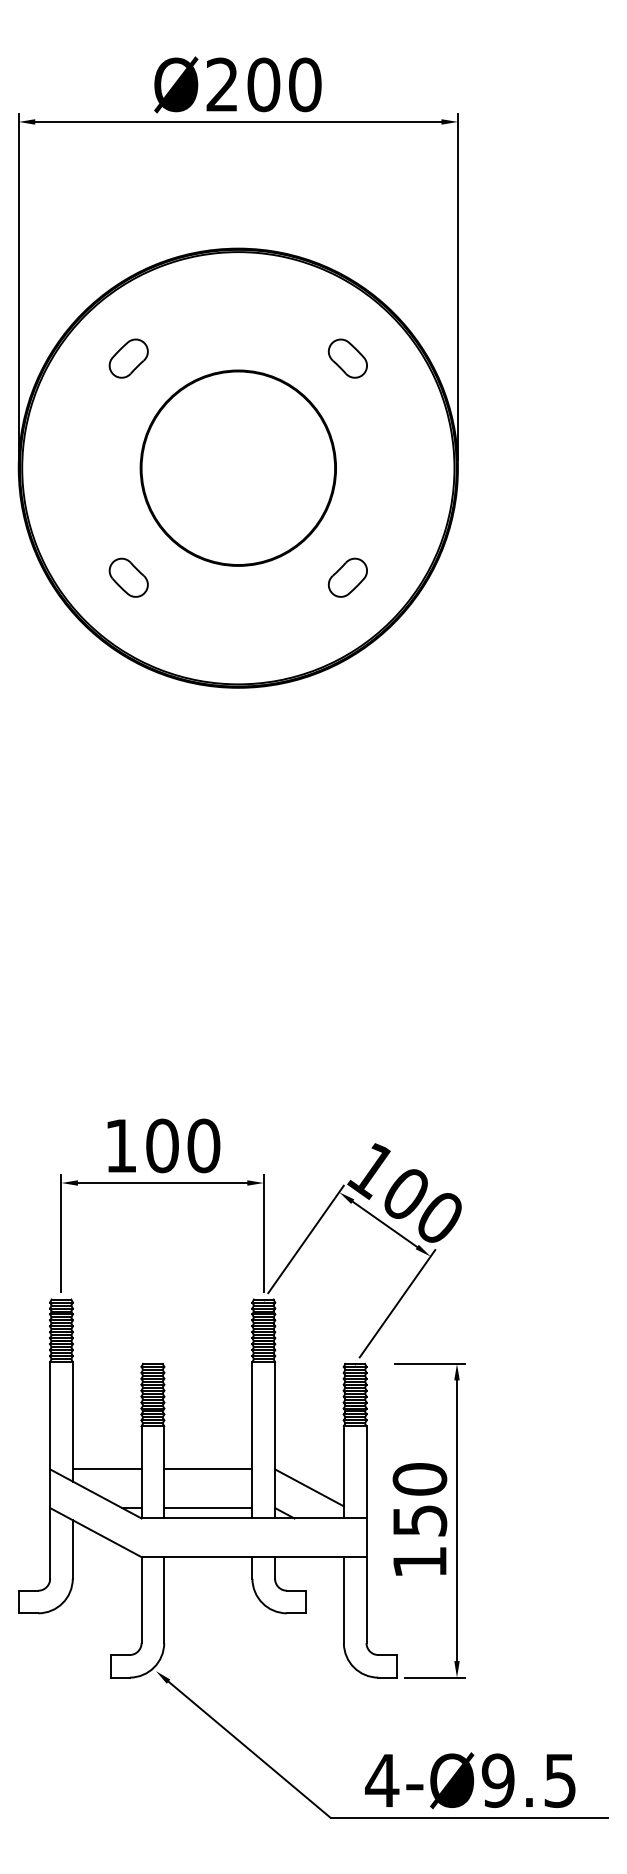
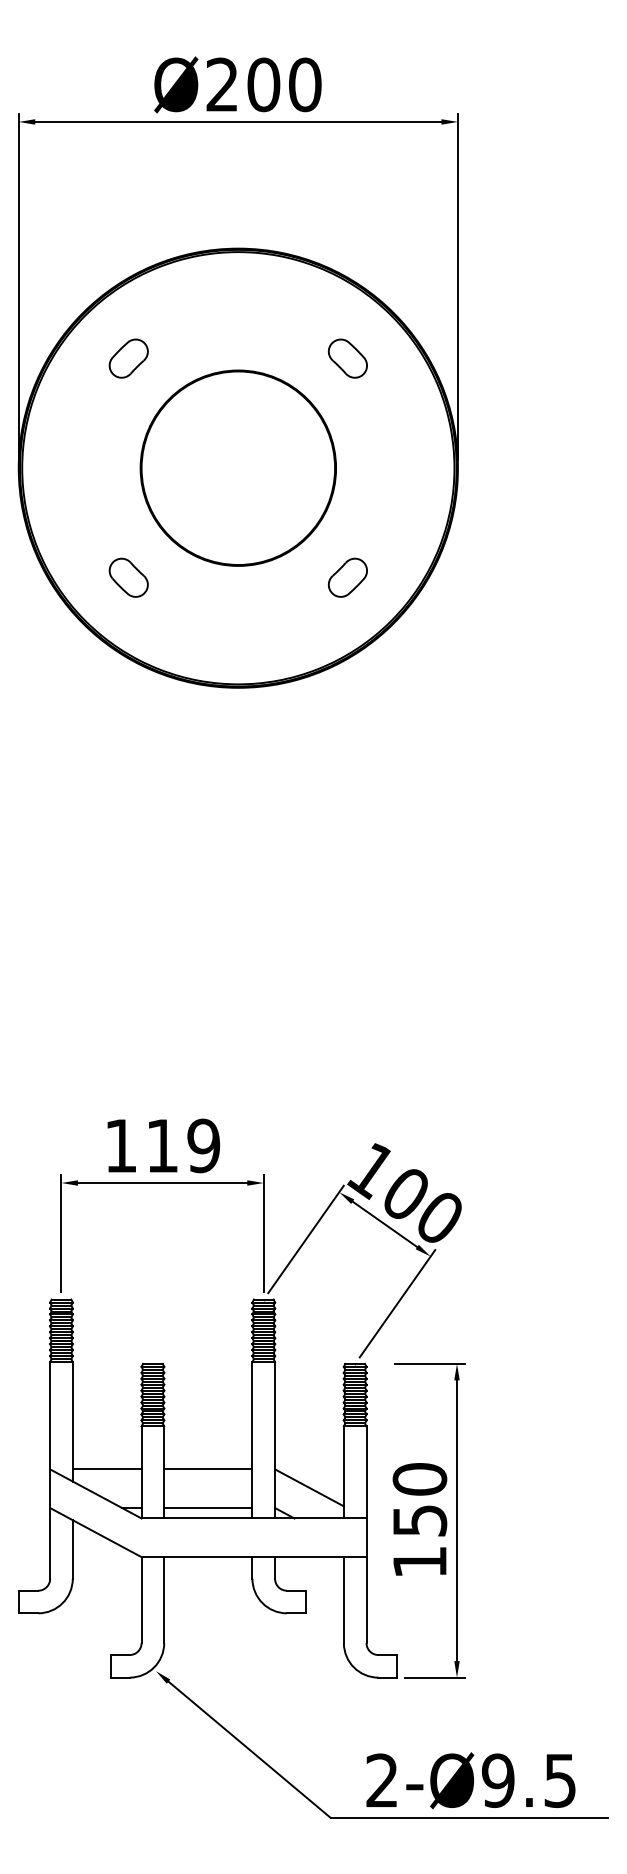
text: 100 -> 119 (183, 1145)
text: 4-Ø9.5 -> 2-Ø9.5 (382, 1779)
